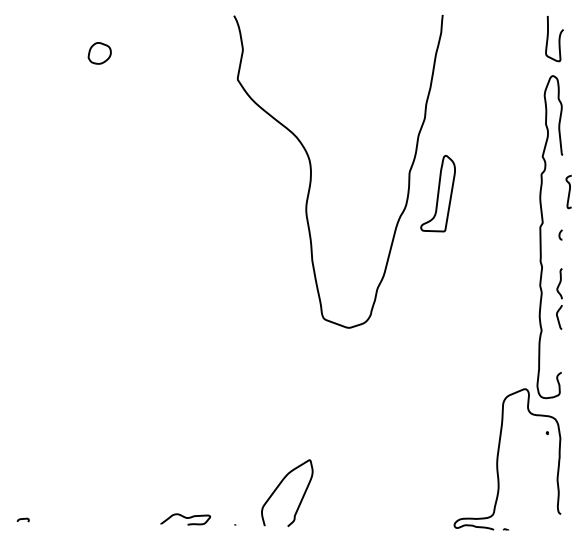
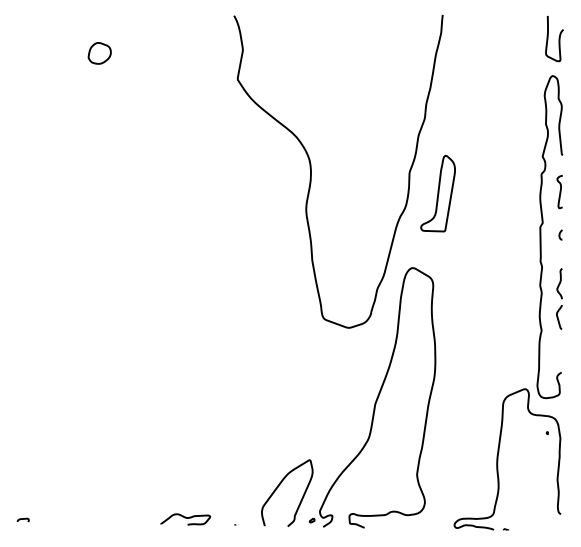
curve position: (568, 191) -> (559, 191) (559, 191)
part: none -> present (372, 397)
